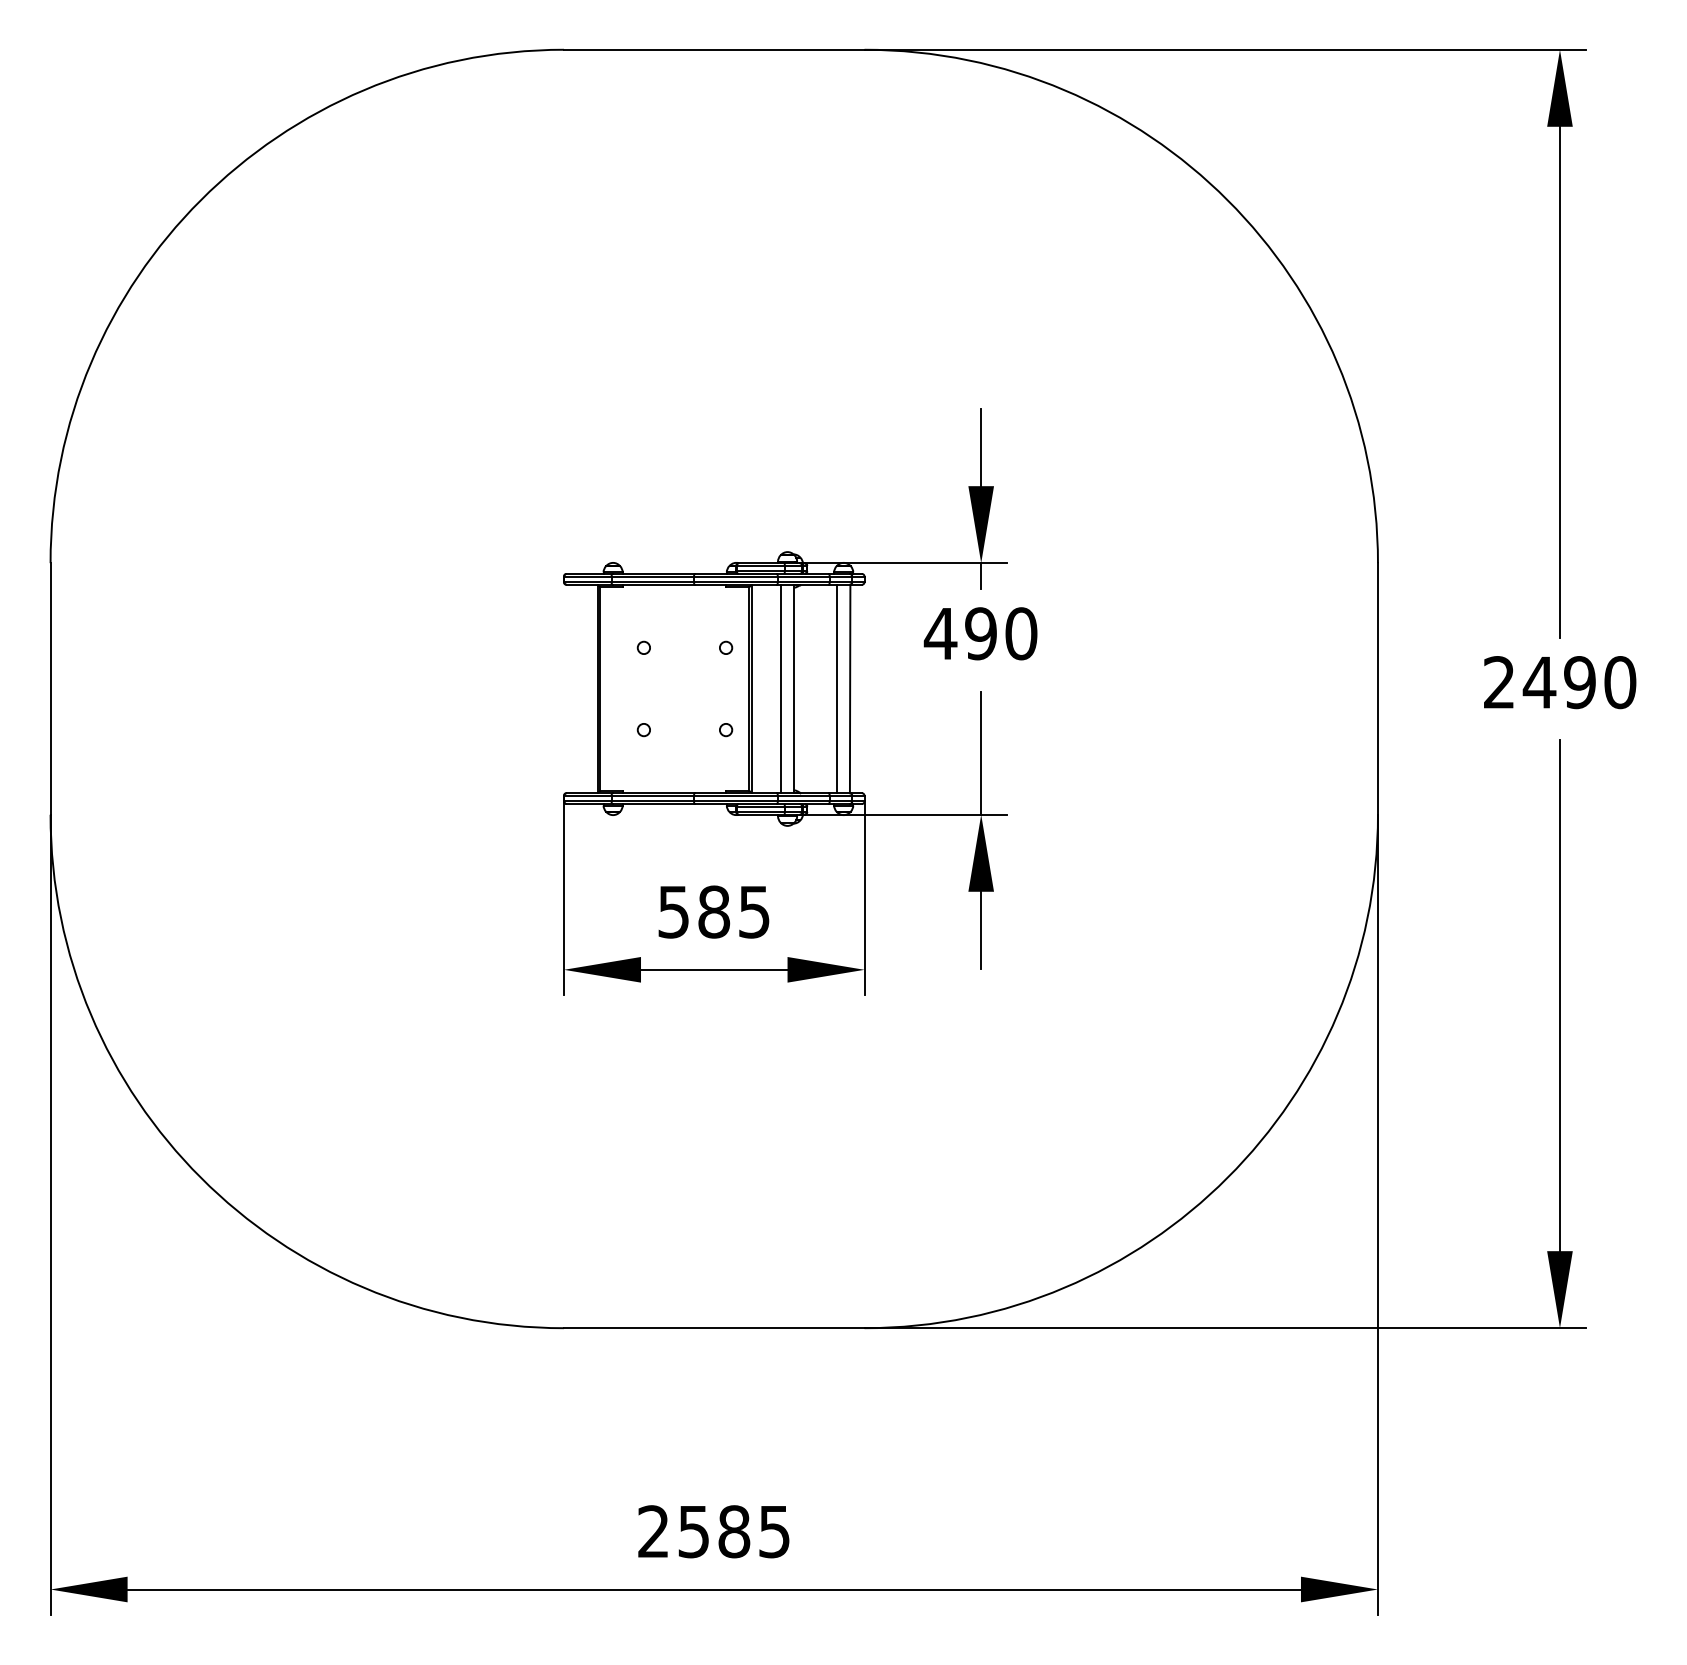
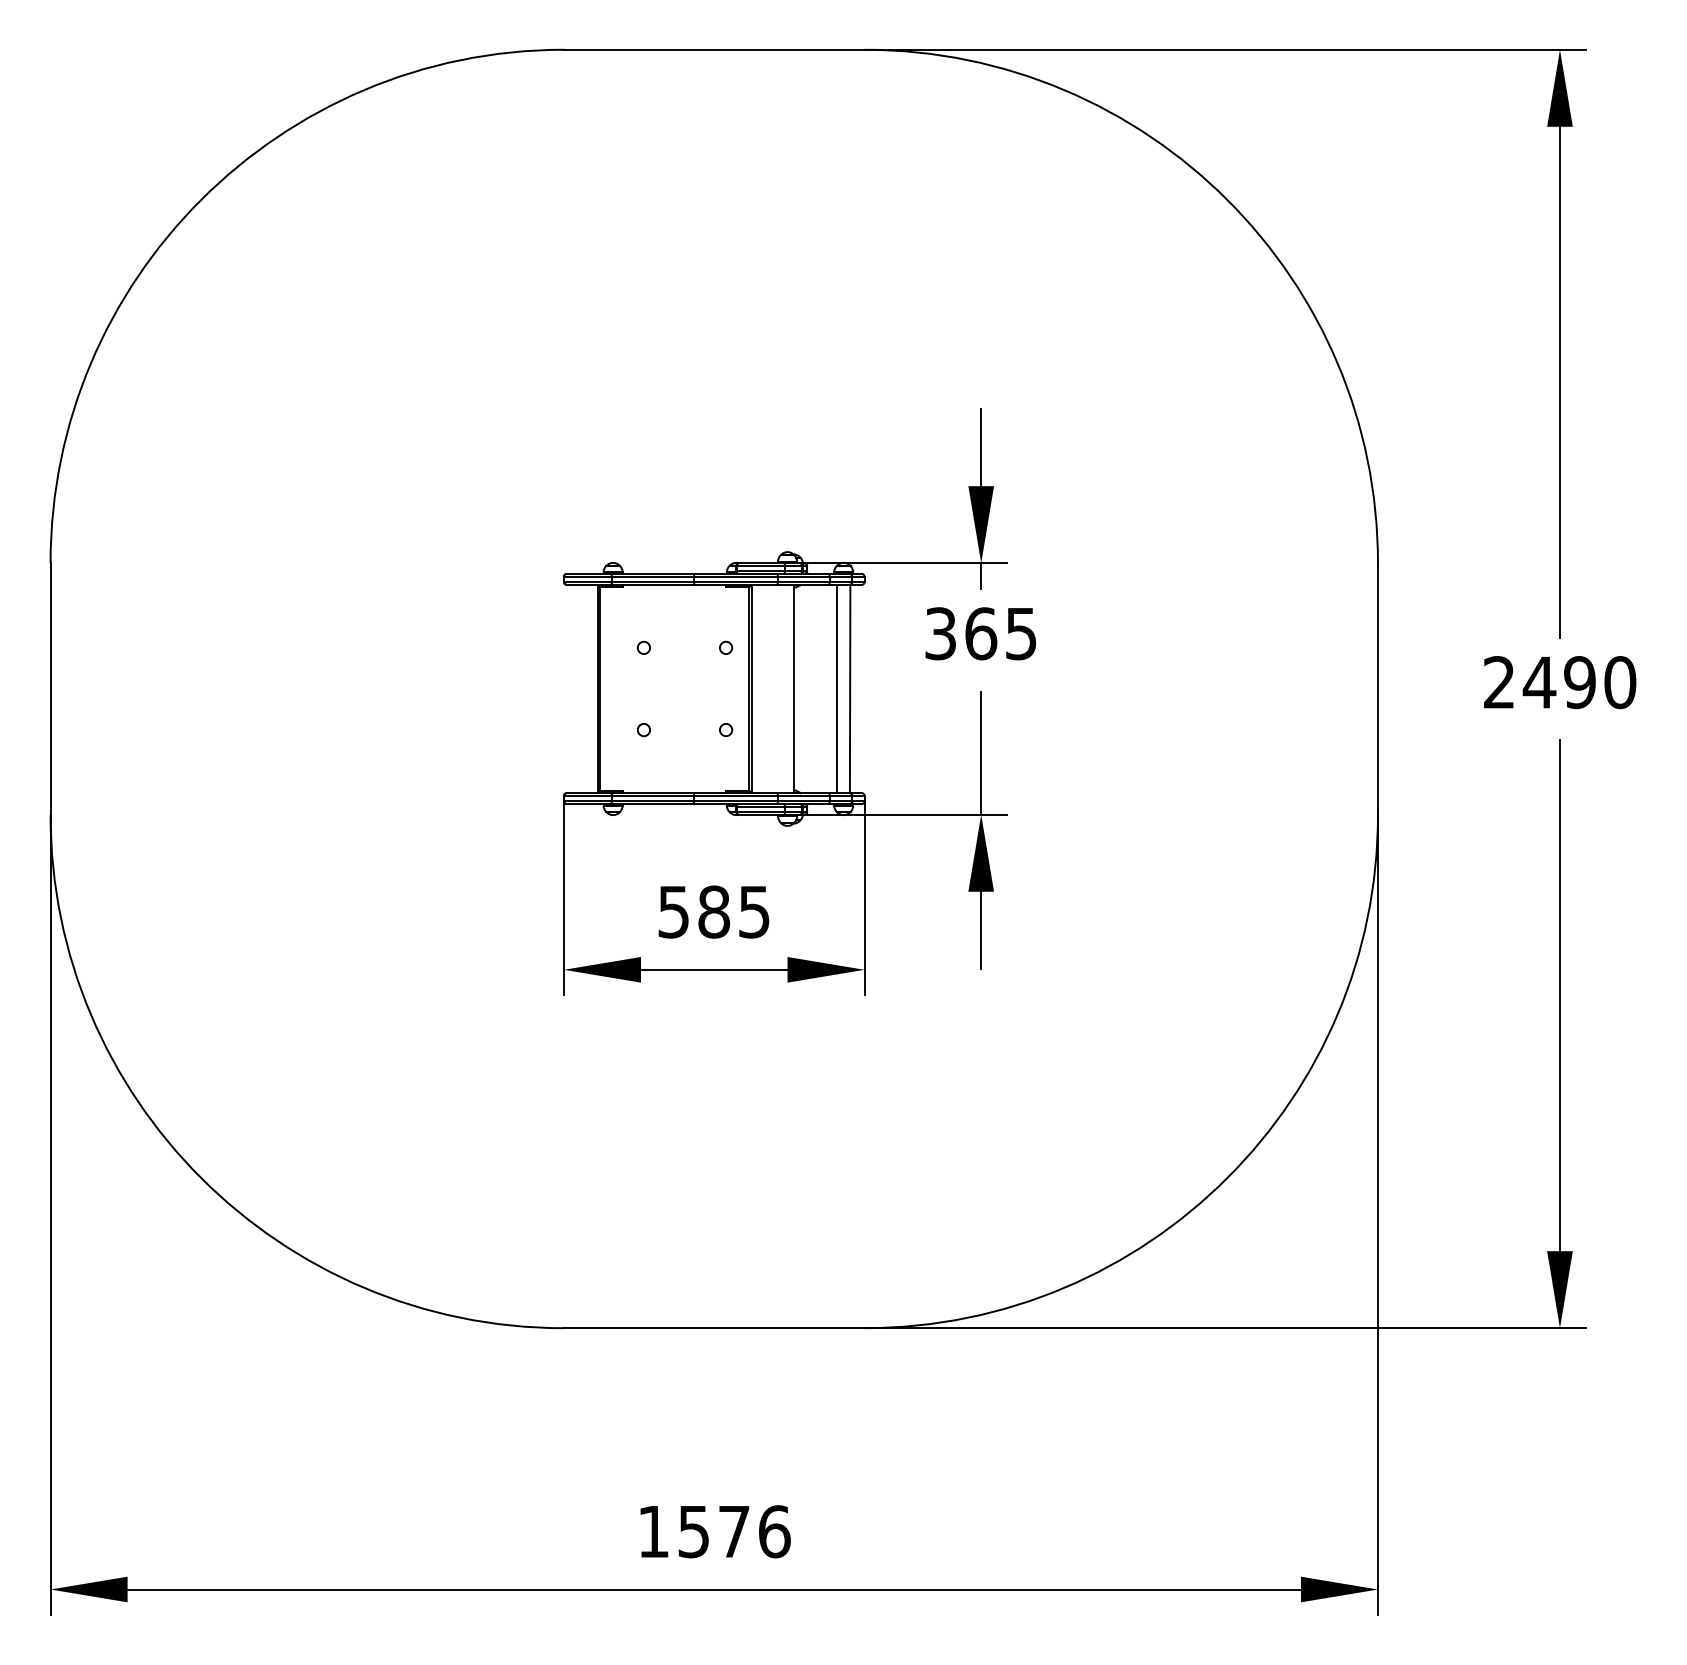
text: 490 -> 365 (980, 633)
line: present -> none (780, 688)
text: 2585 -> 1576 (714, 1531)
